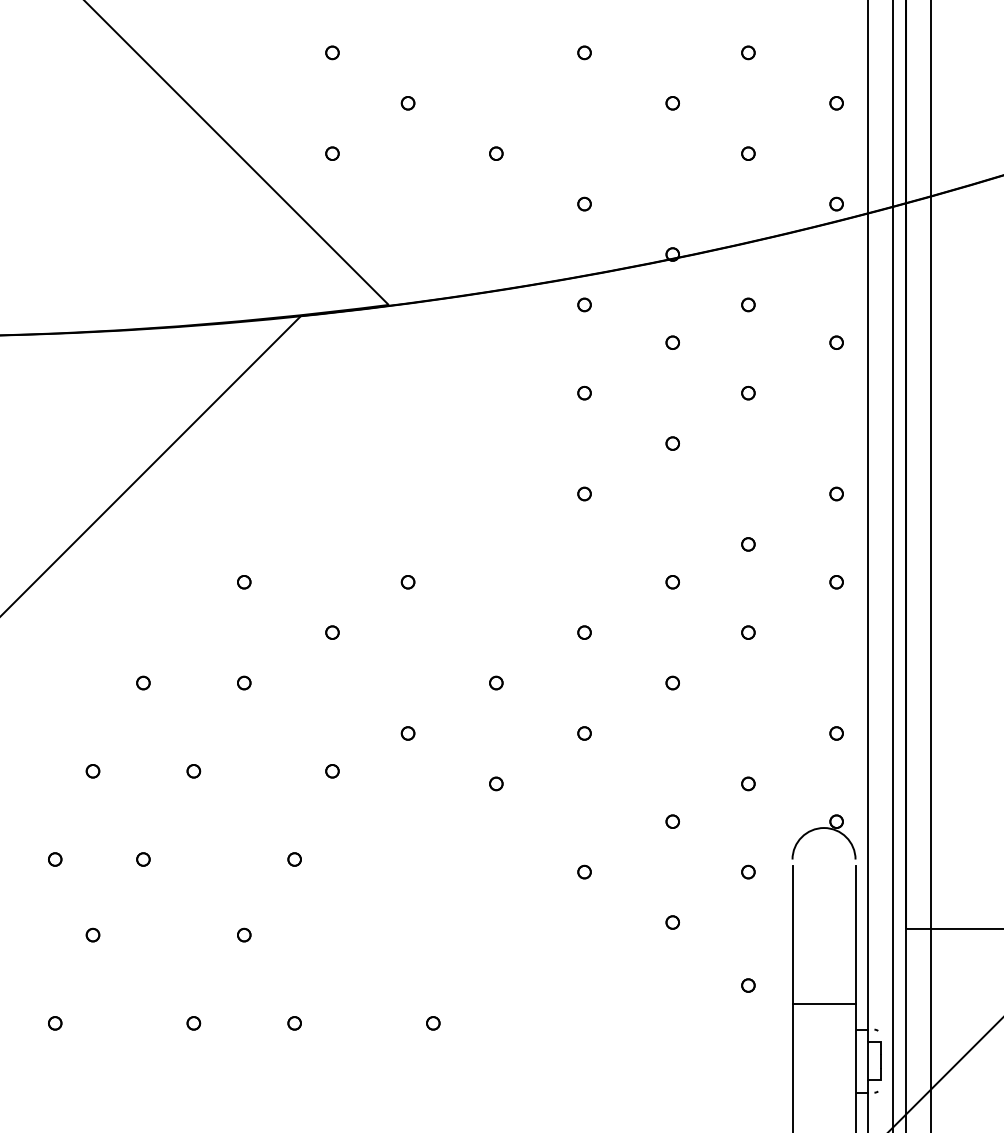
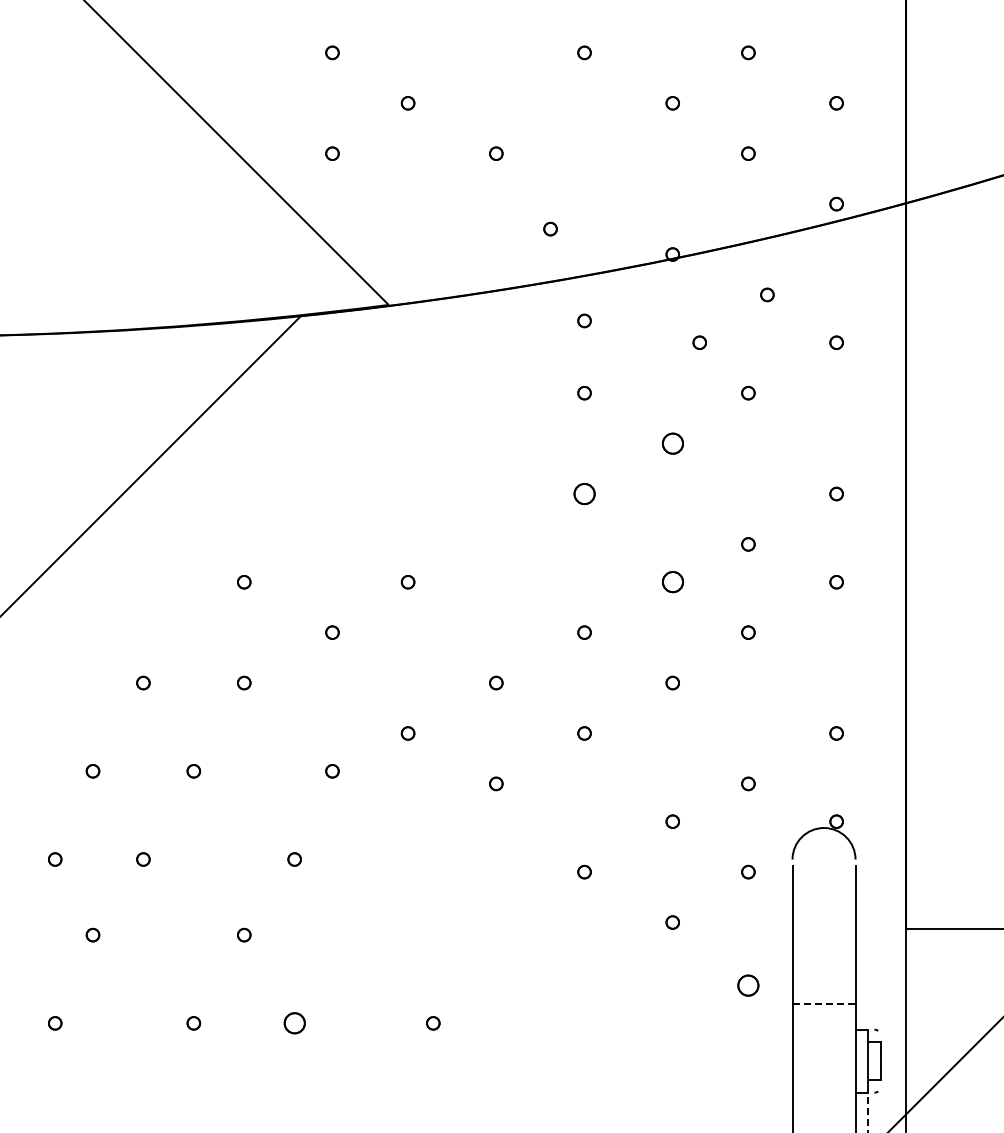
part position: (584, 203) -> (550, 228) (550, 228)
part position: (584, 304) -> (584, 320) (584, 320)
part position: (748, 304) -> (767, 294) (767, 294)
part position: (672, 342) -> (699, 342) (699, 342)
part size: 15x15 px -> 22x23 px (672, 443)
part size: 15x16 px -> 23x23 px (584, 494)
line: present -> none (868, 515)
line: present -> none (893, 565)
line: present -> none (931, 565)
part size: 15x15 px -> 22x23 px (672, 582)
part size: 15x15 px -> 23x23 px (748, 985)
line: solid -> dashed (824, 1004)
part size: 15x15 px -> 23x23 px (294, 1023)
line: solid -> dashed (868, 1112)
